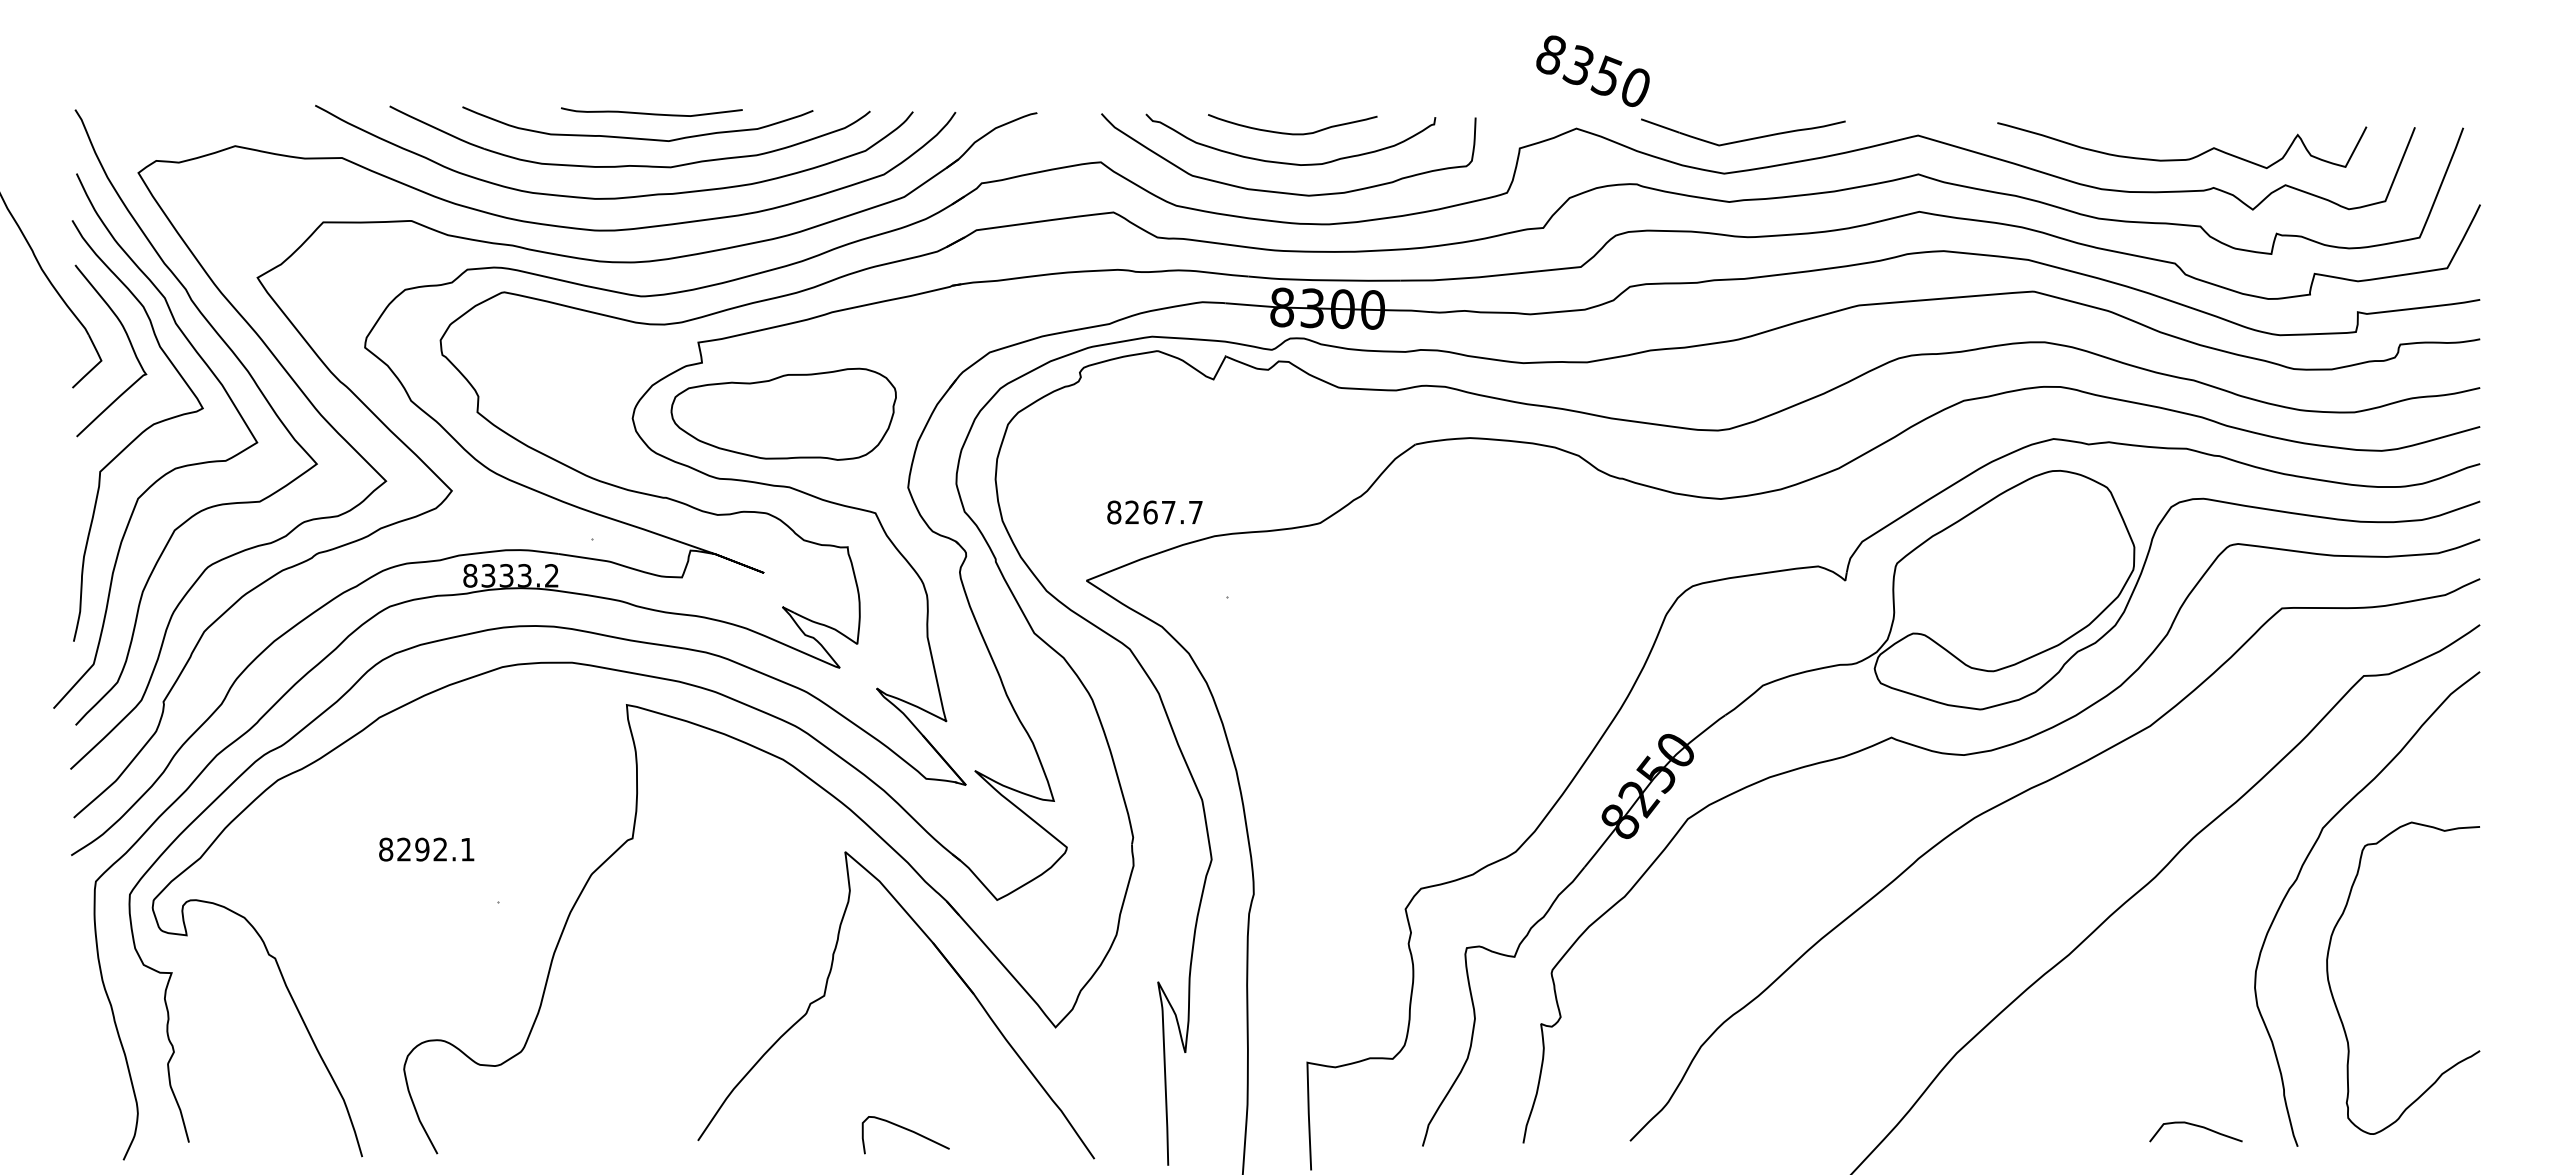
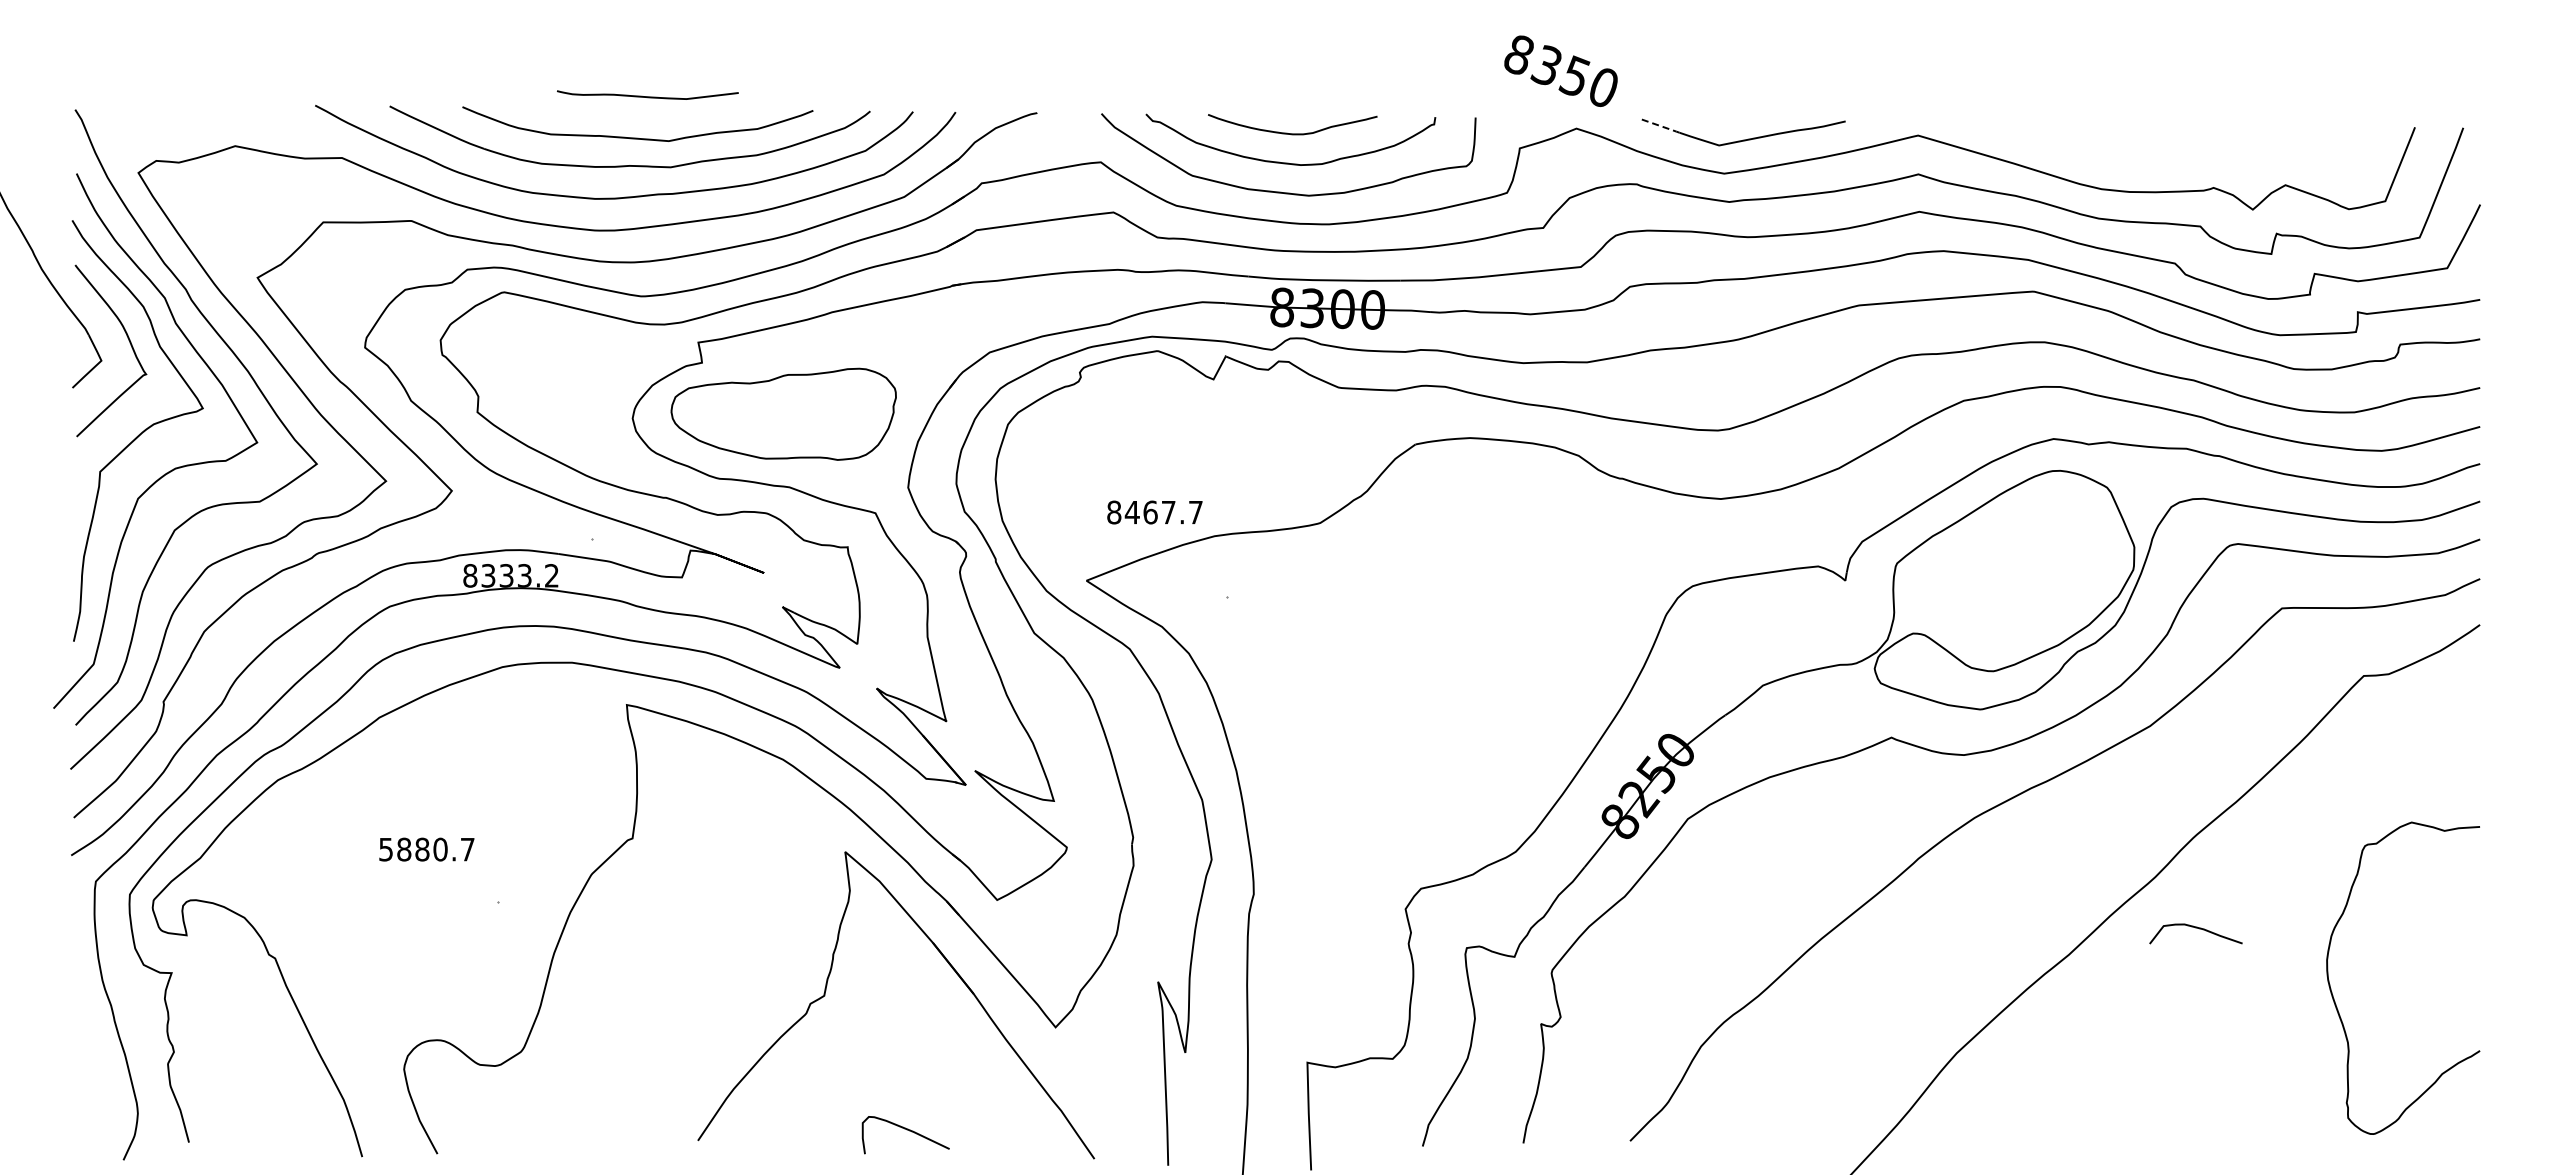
text position: (1592, 70) -> (1560, 70) (1560, 70)
curve position: (651, 113) -> (647, 96) (647, 96)
line: solid -> dashed (1660, 126)
curve: present -> none (2186, 158)
text: 8267.7 -> 8467.7 (1131, 512)
text: 8292.1 -> 5880.7 (426, 849)
curve: present -> none (2299, 875)
curve position: (2195, 1126) -> (2195, 928) (2195, 928)
